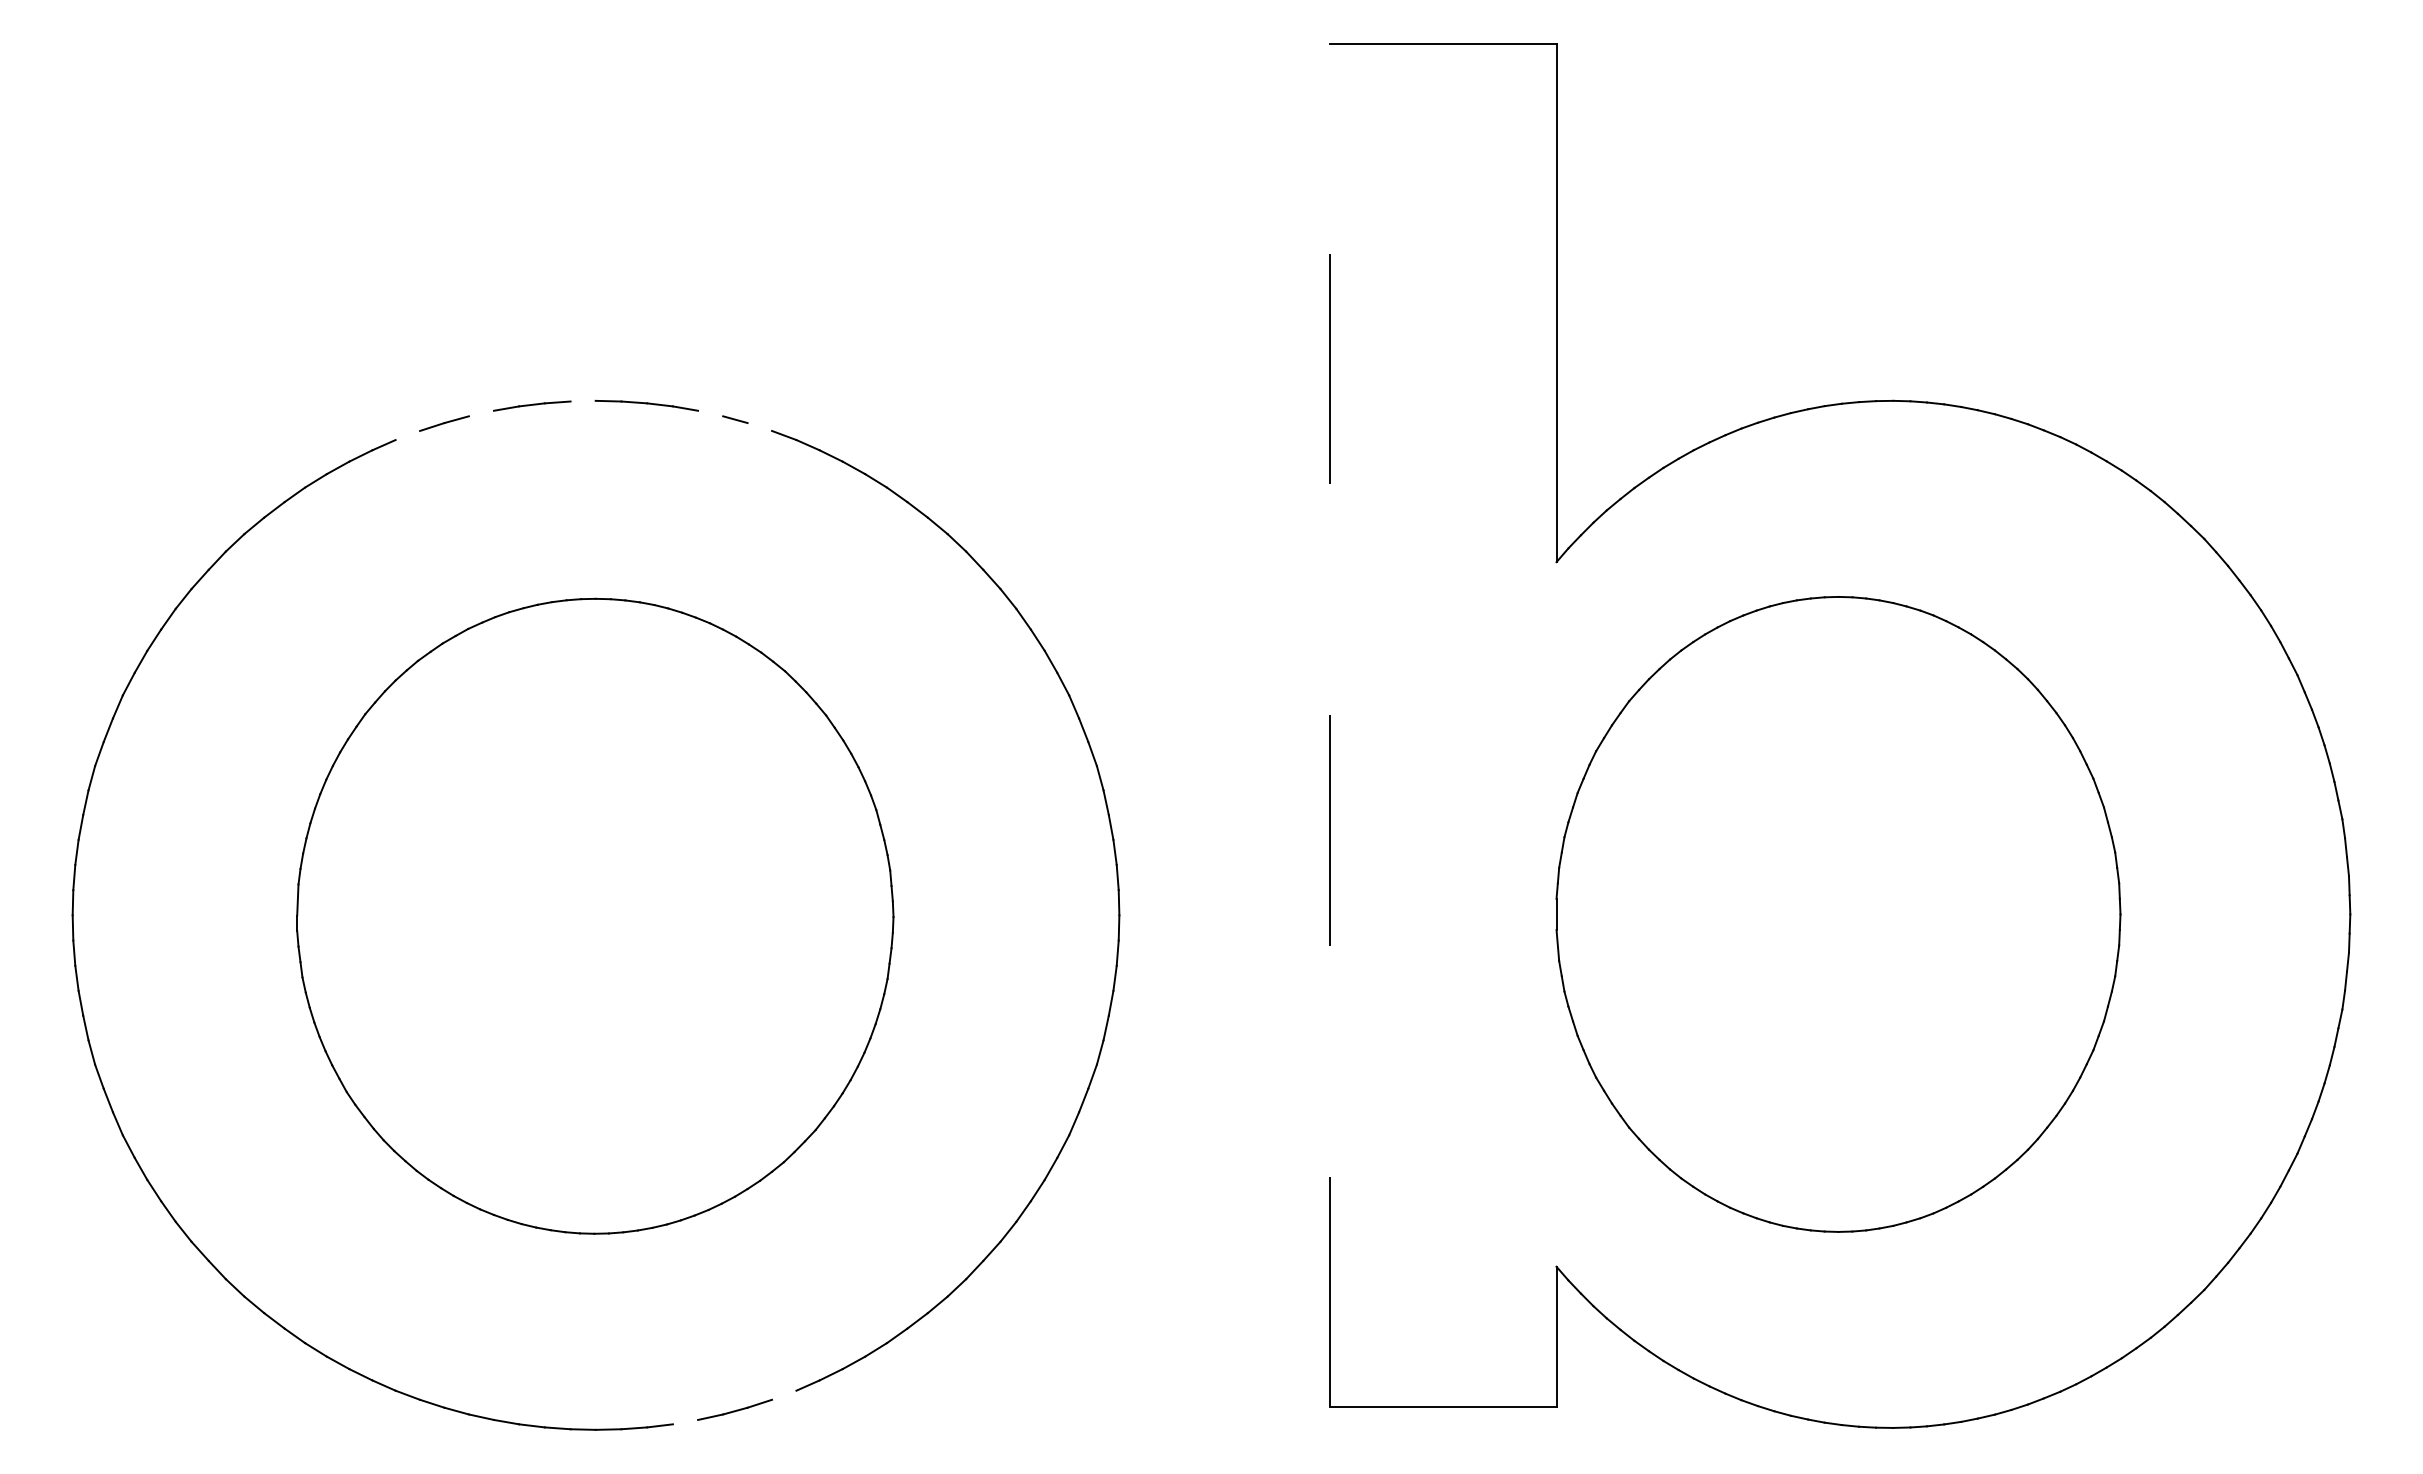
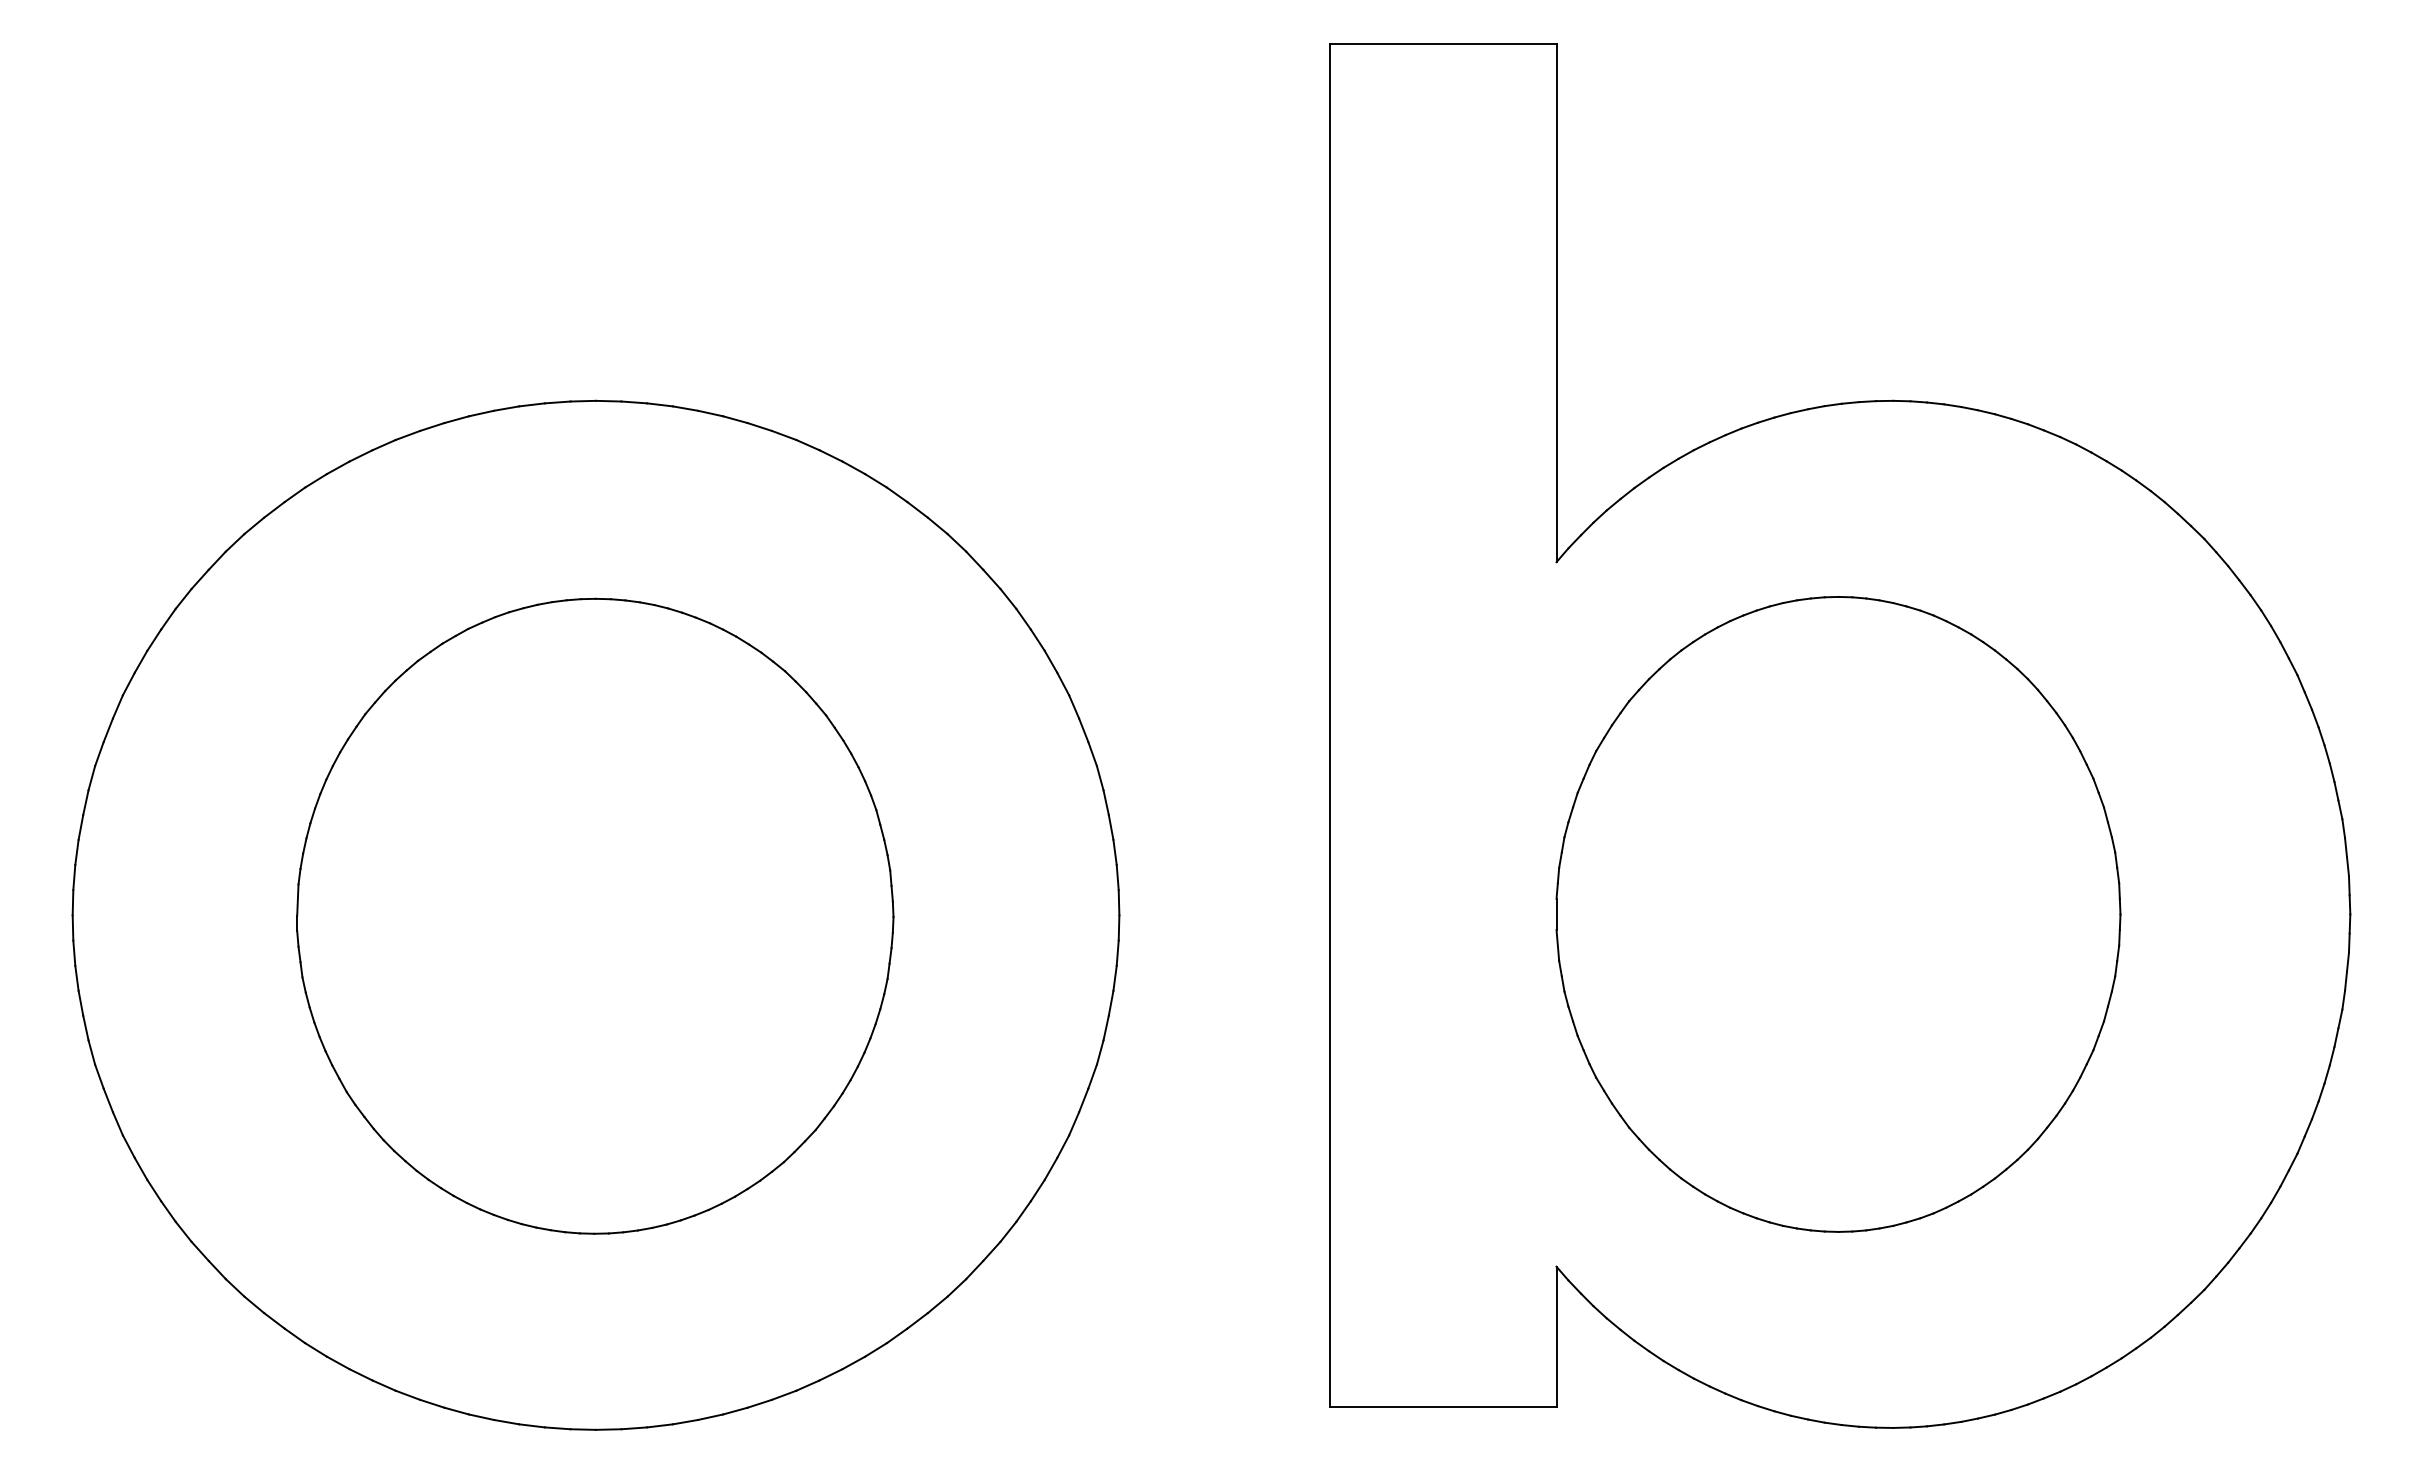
line: none -> present (582, 400)
line: none -> present (480, 413)
line: none -> present (710, 413)
line: none -> present (759, 426)
line: none -> present (407, 435)
line: dashed -> solid (1330, 725)
line: none -> present (784, 1394)
line: none -> present (685, 1421)
